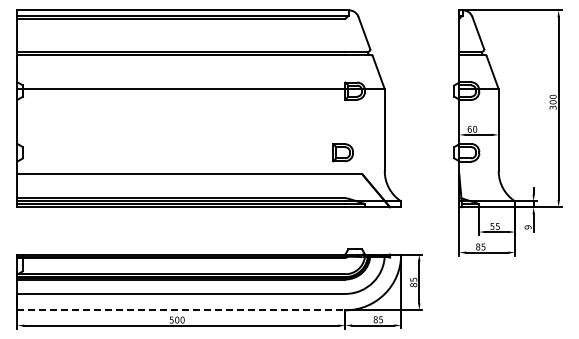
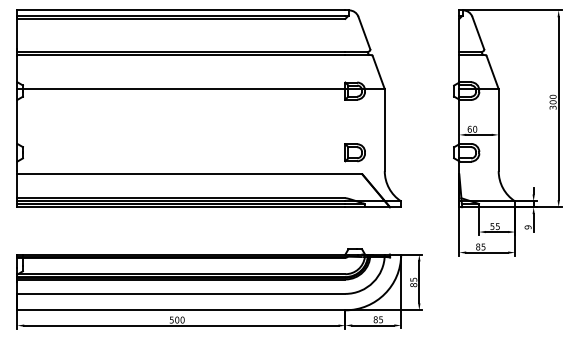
part position: (342, 152) -> (354, 152) (354, 152)
line: dashed -> solid (181, 310)
